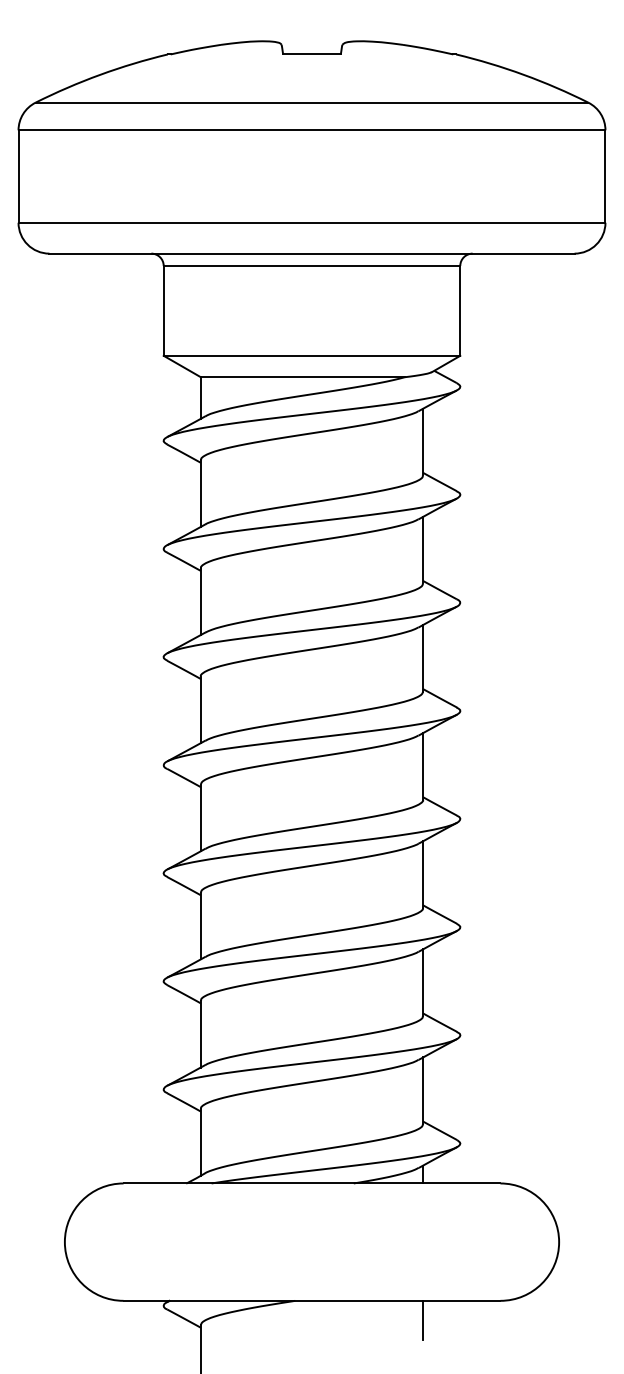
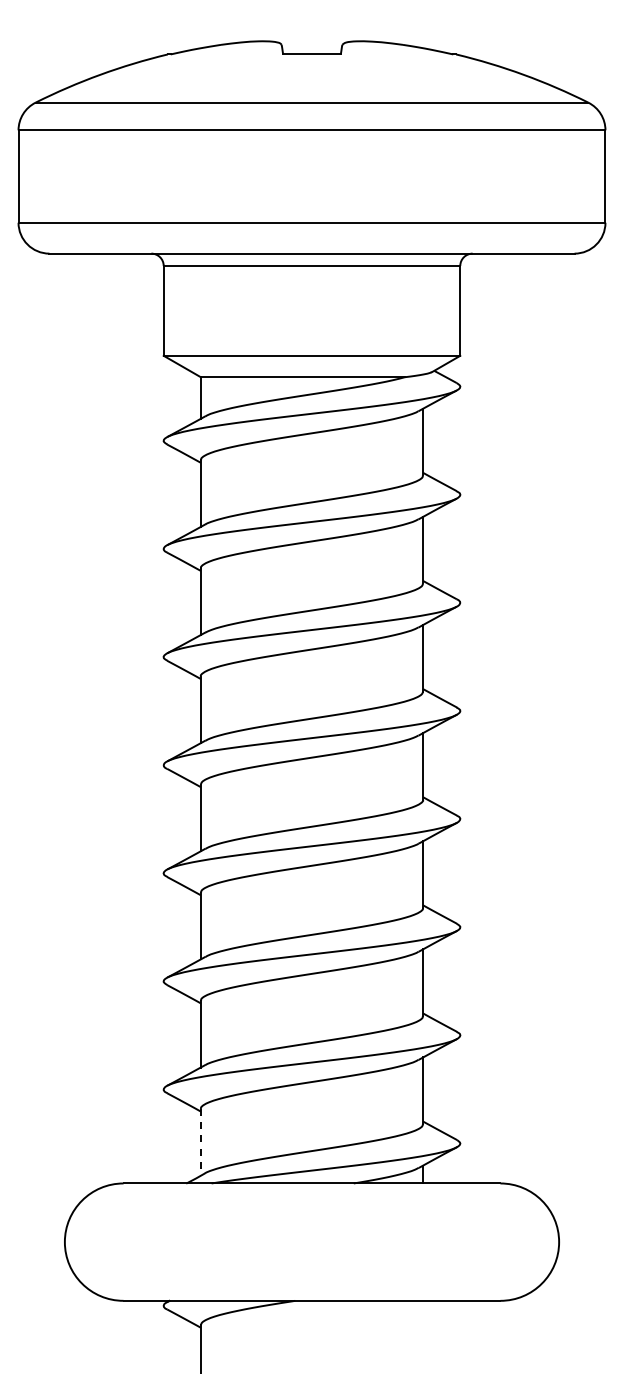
line: solid -> dashed (200, 1142)
line: present -> none (423, 1320)
